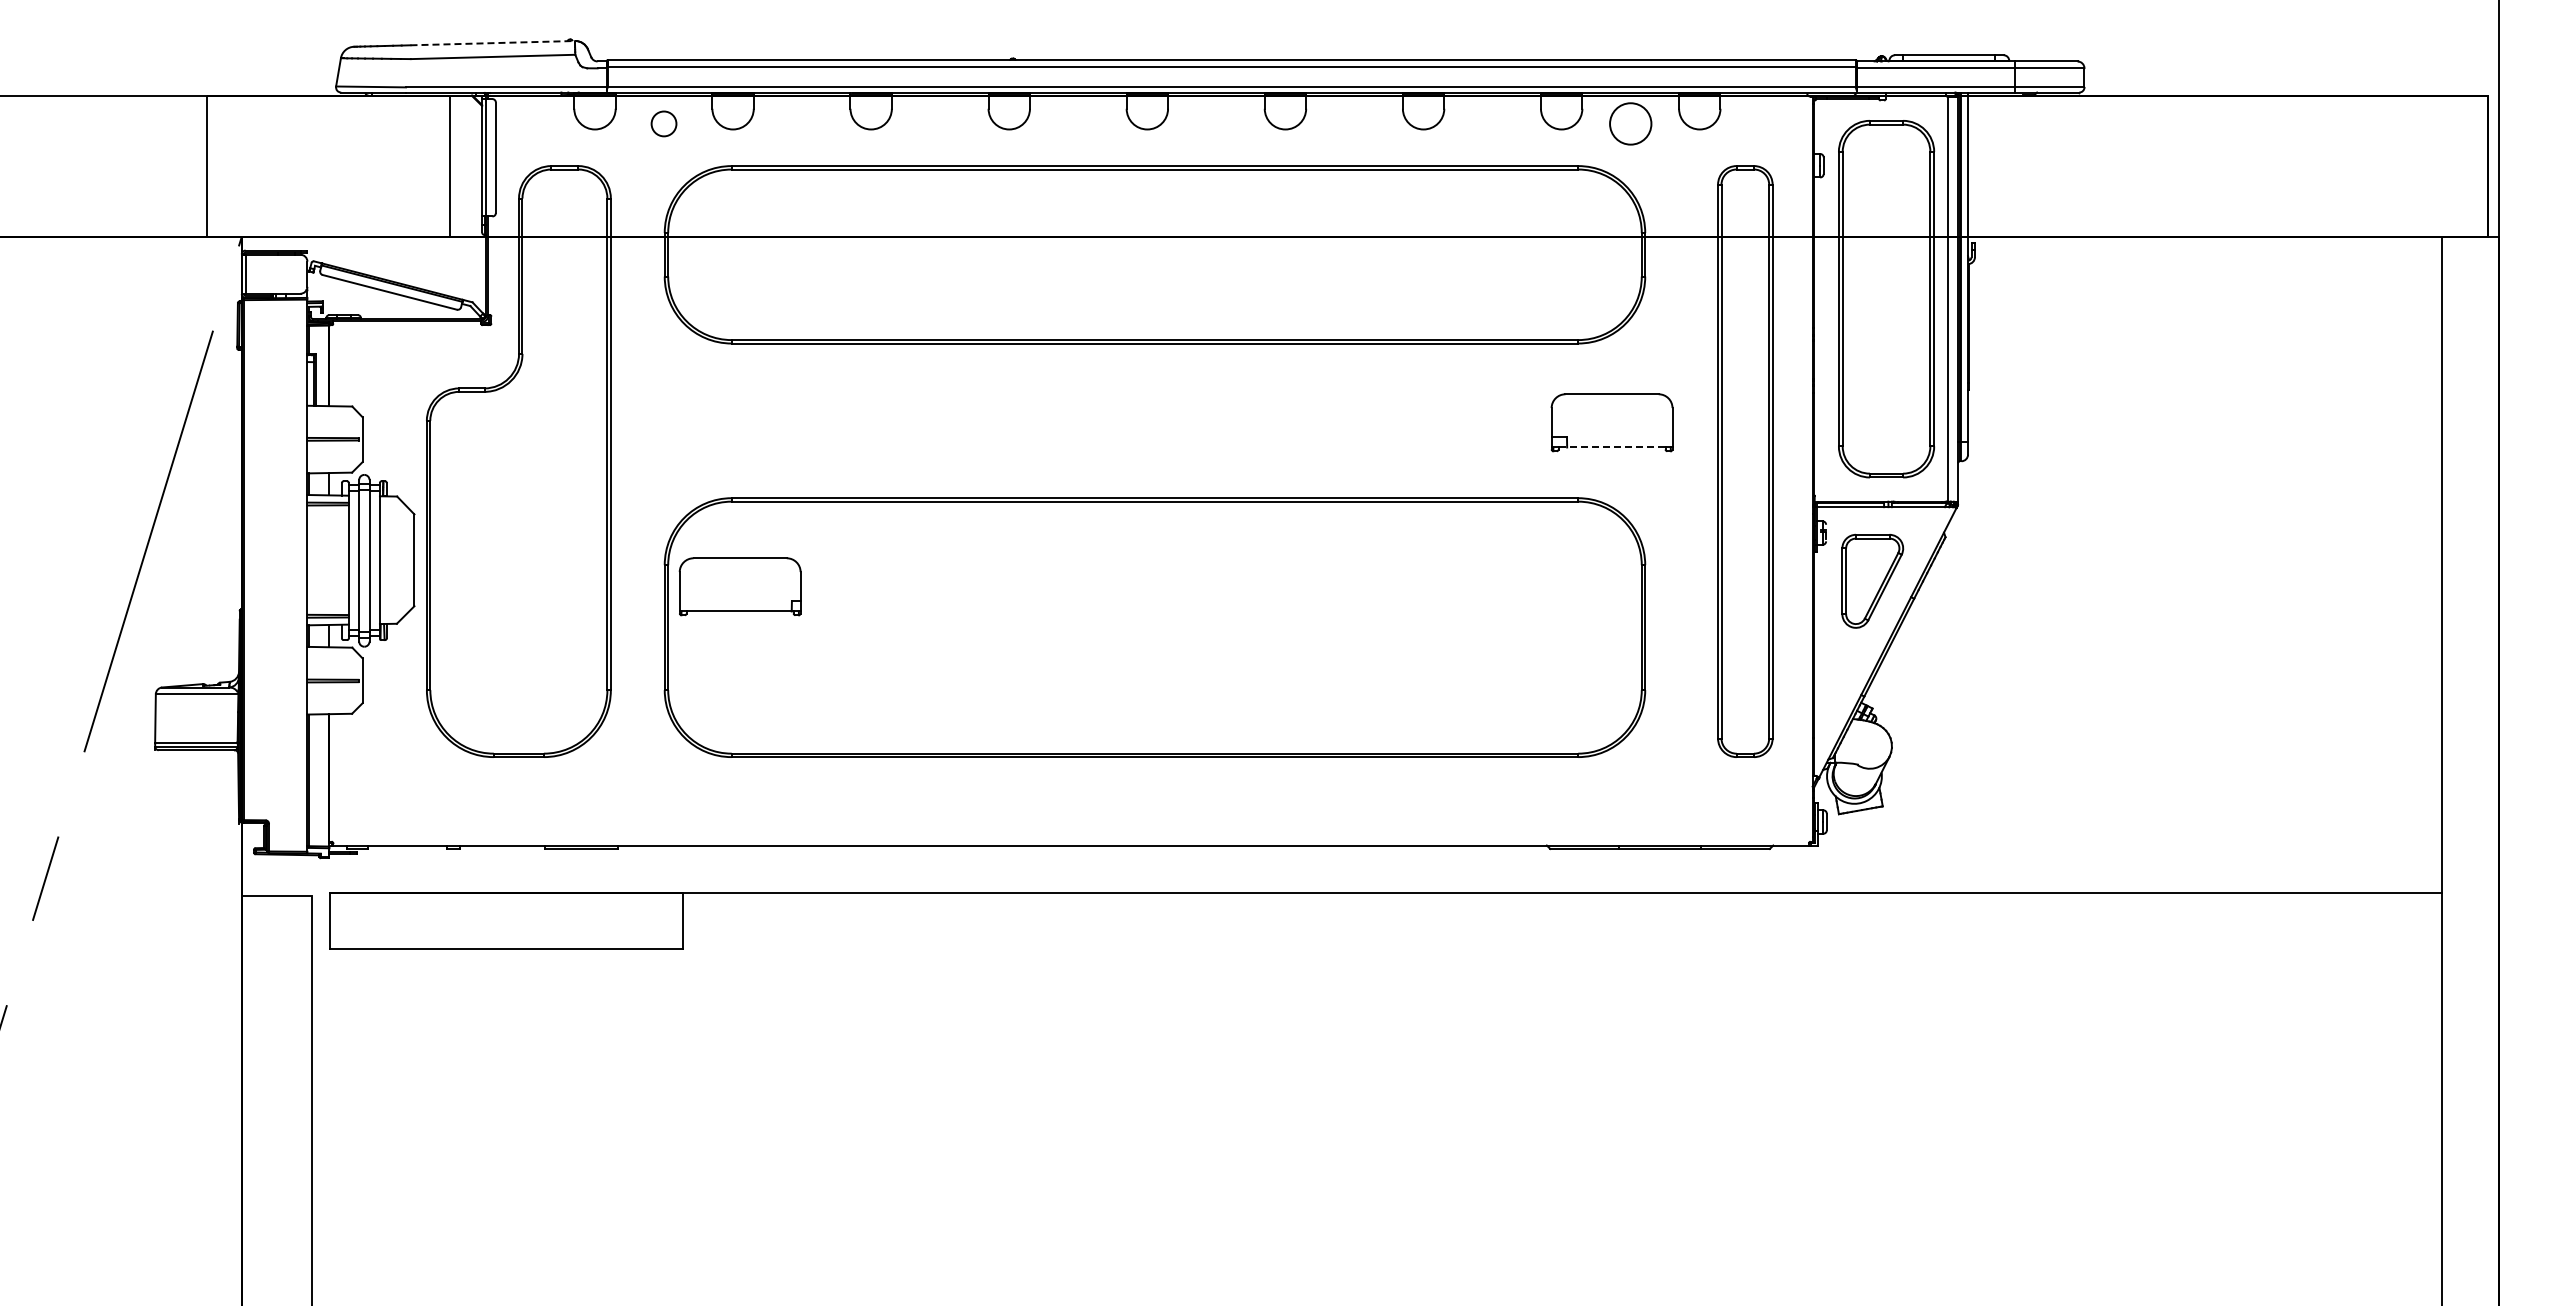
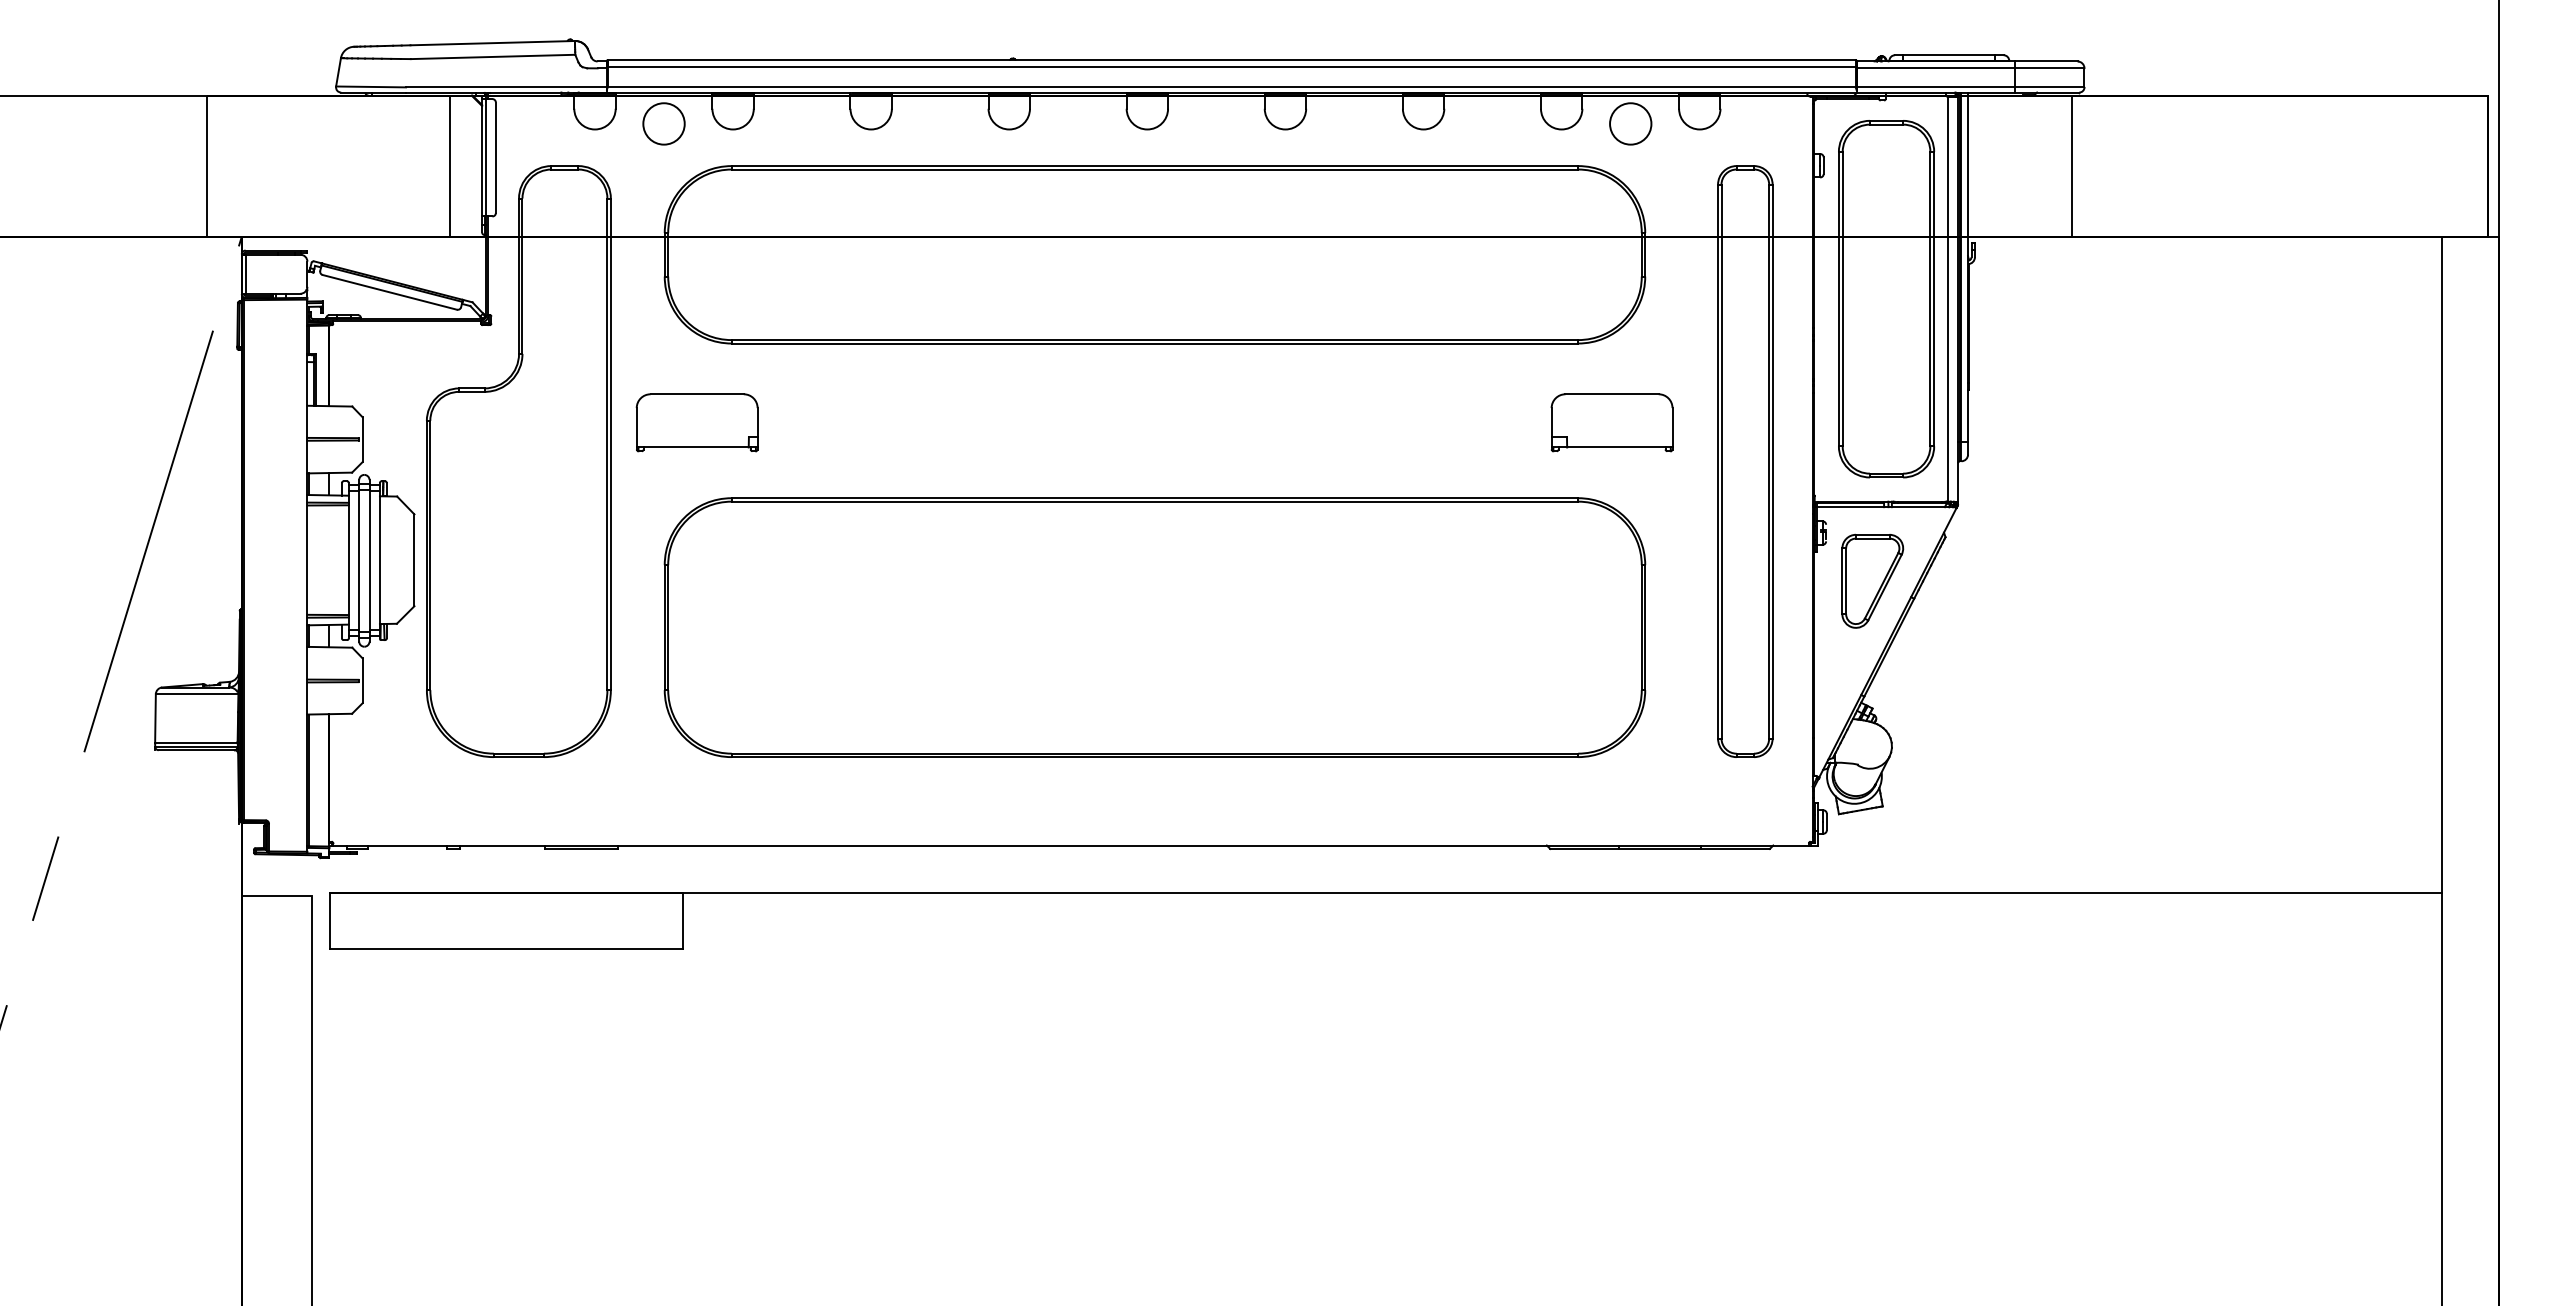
line: dashed -> solid (493, 43)
circle diameter: 25 px -> 41 px (663, 123)
line: none -> present (2072, 165)
line: dashed -> solid (1612, 447)
part position: (739, 586) -> (696, 422) (696, 422)
